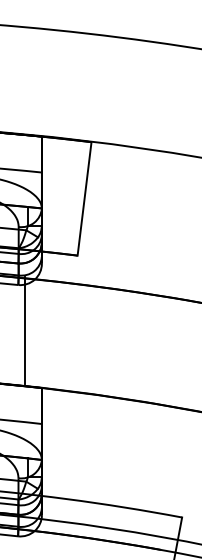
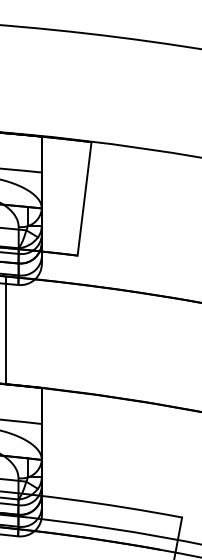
line position: (25, 330) -> (6, 330) (6, 330)
